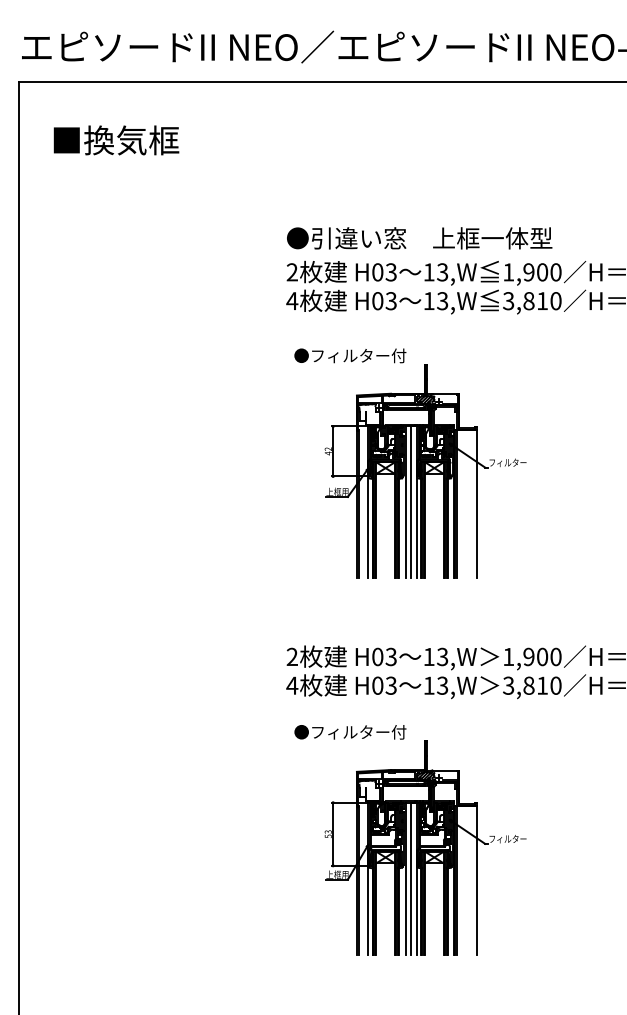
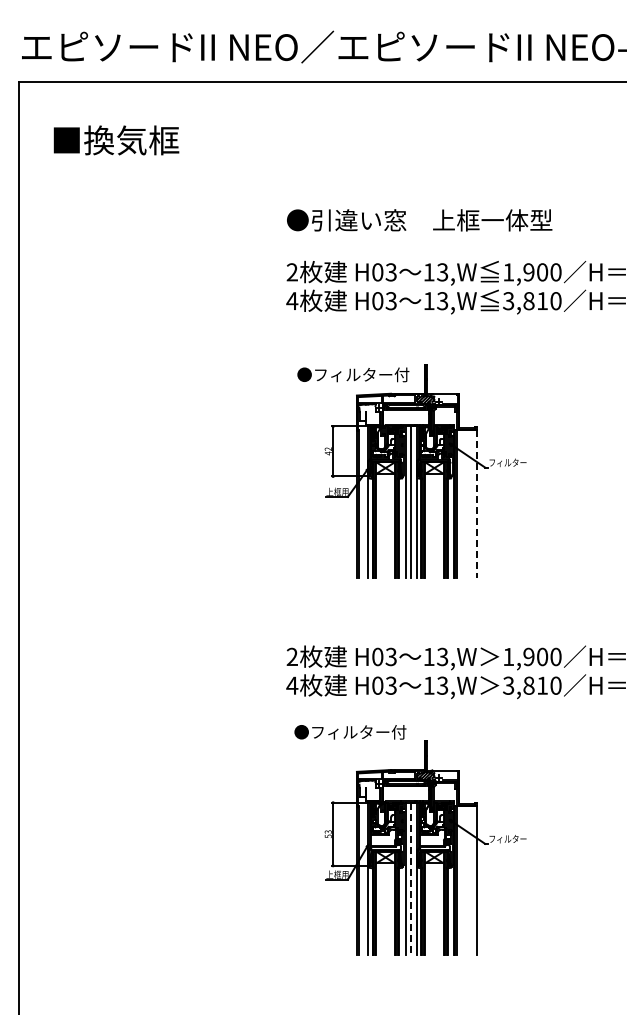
text position: (419, 238) -> (419, 220) (419, 220)
text position: (350, 355) -> (353, 374) (353, 374)
line: solid -> dashed (477, 504)
line: solid -> dashed (411, 878)
